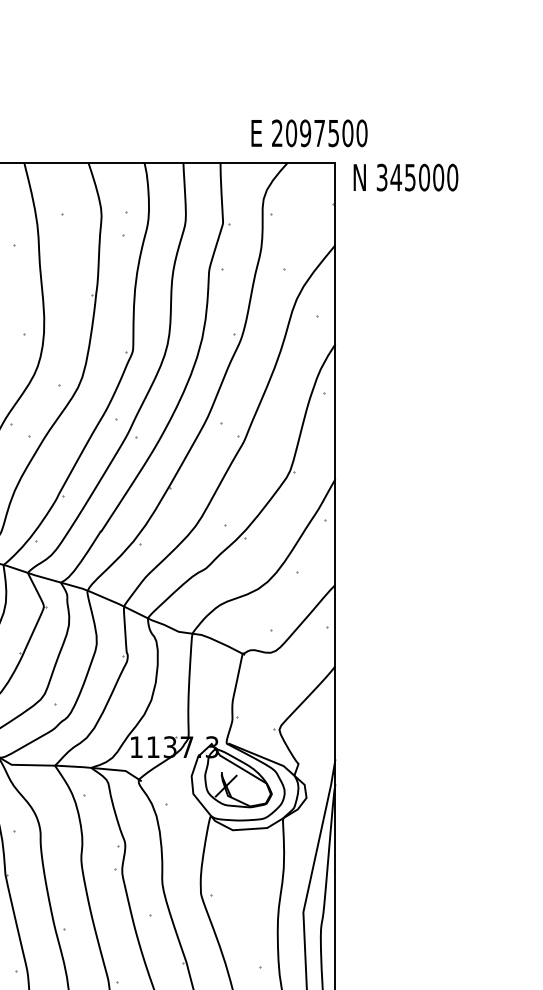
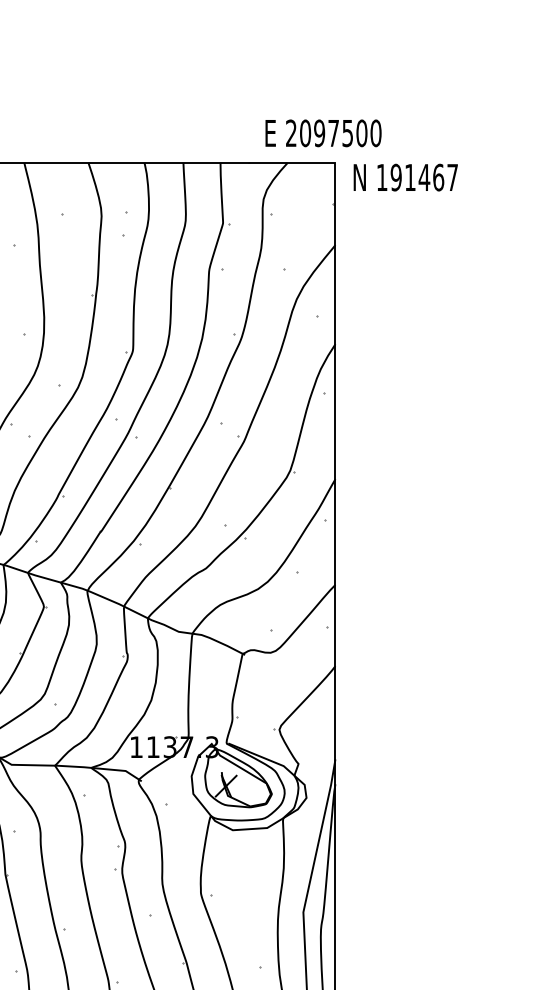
text position: (309, 133) -> (323, 133) (323, 133)
text: 345000 -> 191467 (417, 177)
